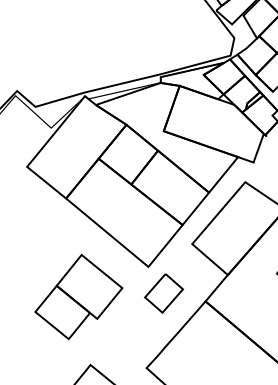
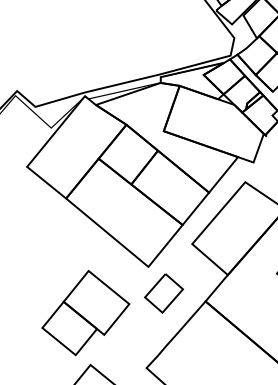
part position: (78, 296) -> (85, 312) (85, 312)
